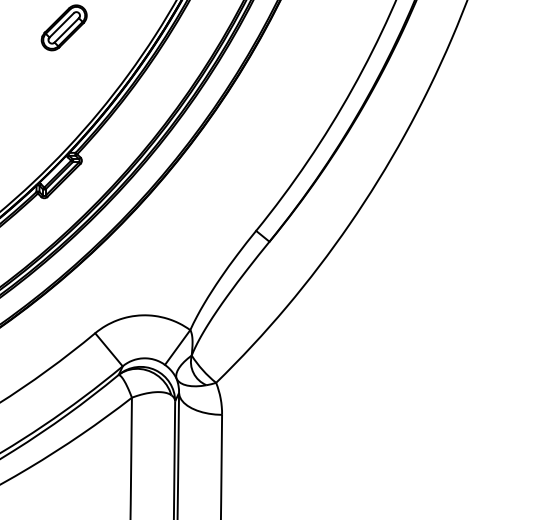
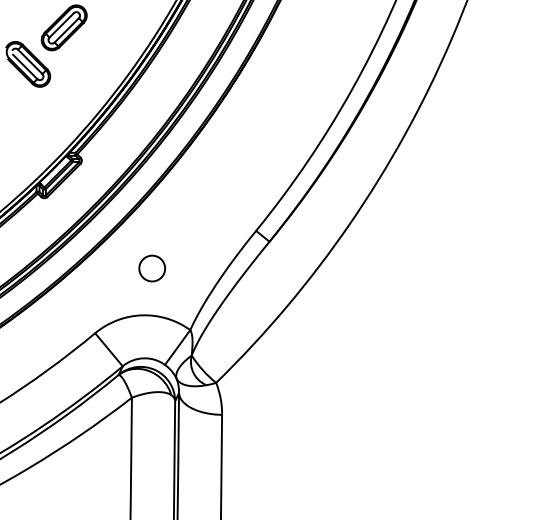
part: none -> present (28, 64)
circle: none -> present (151, 268)
